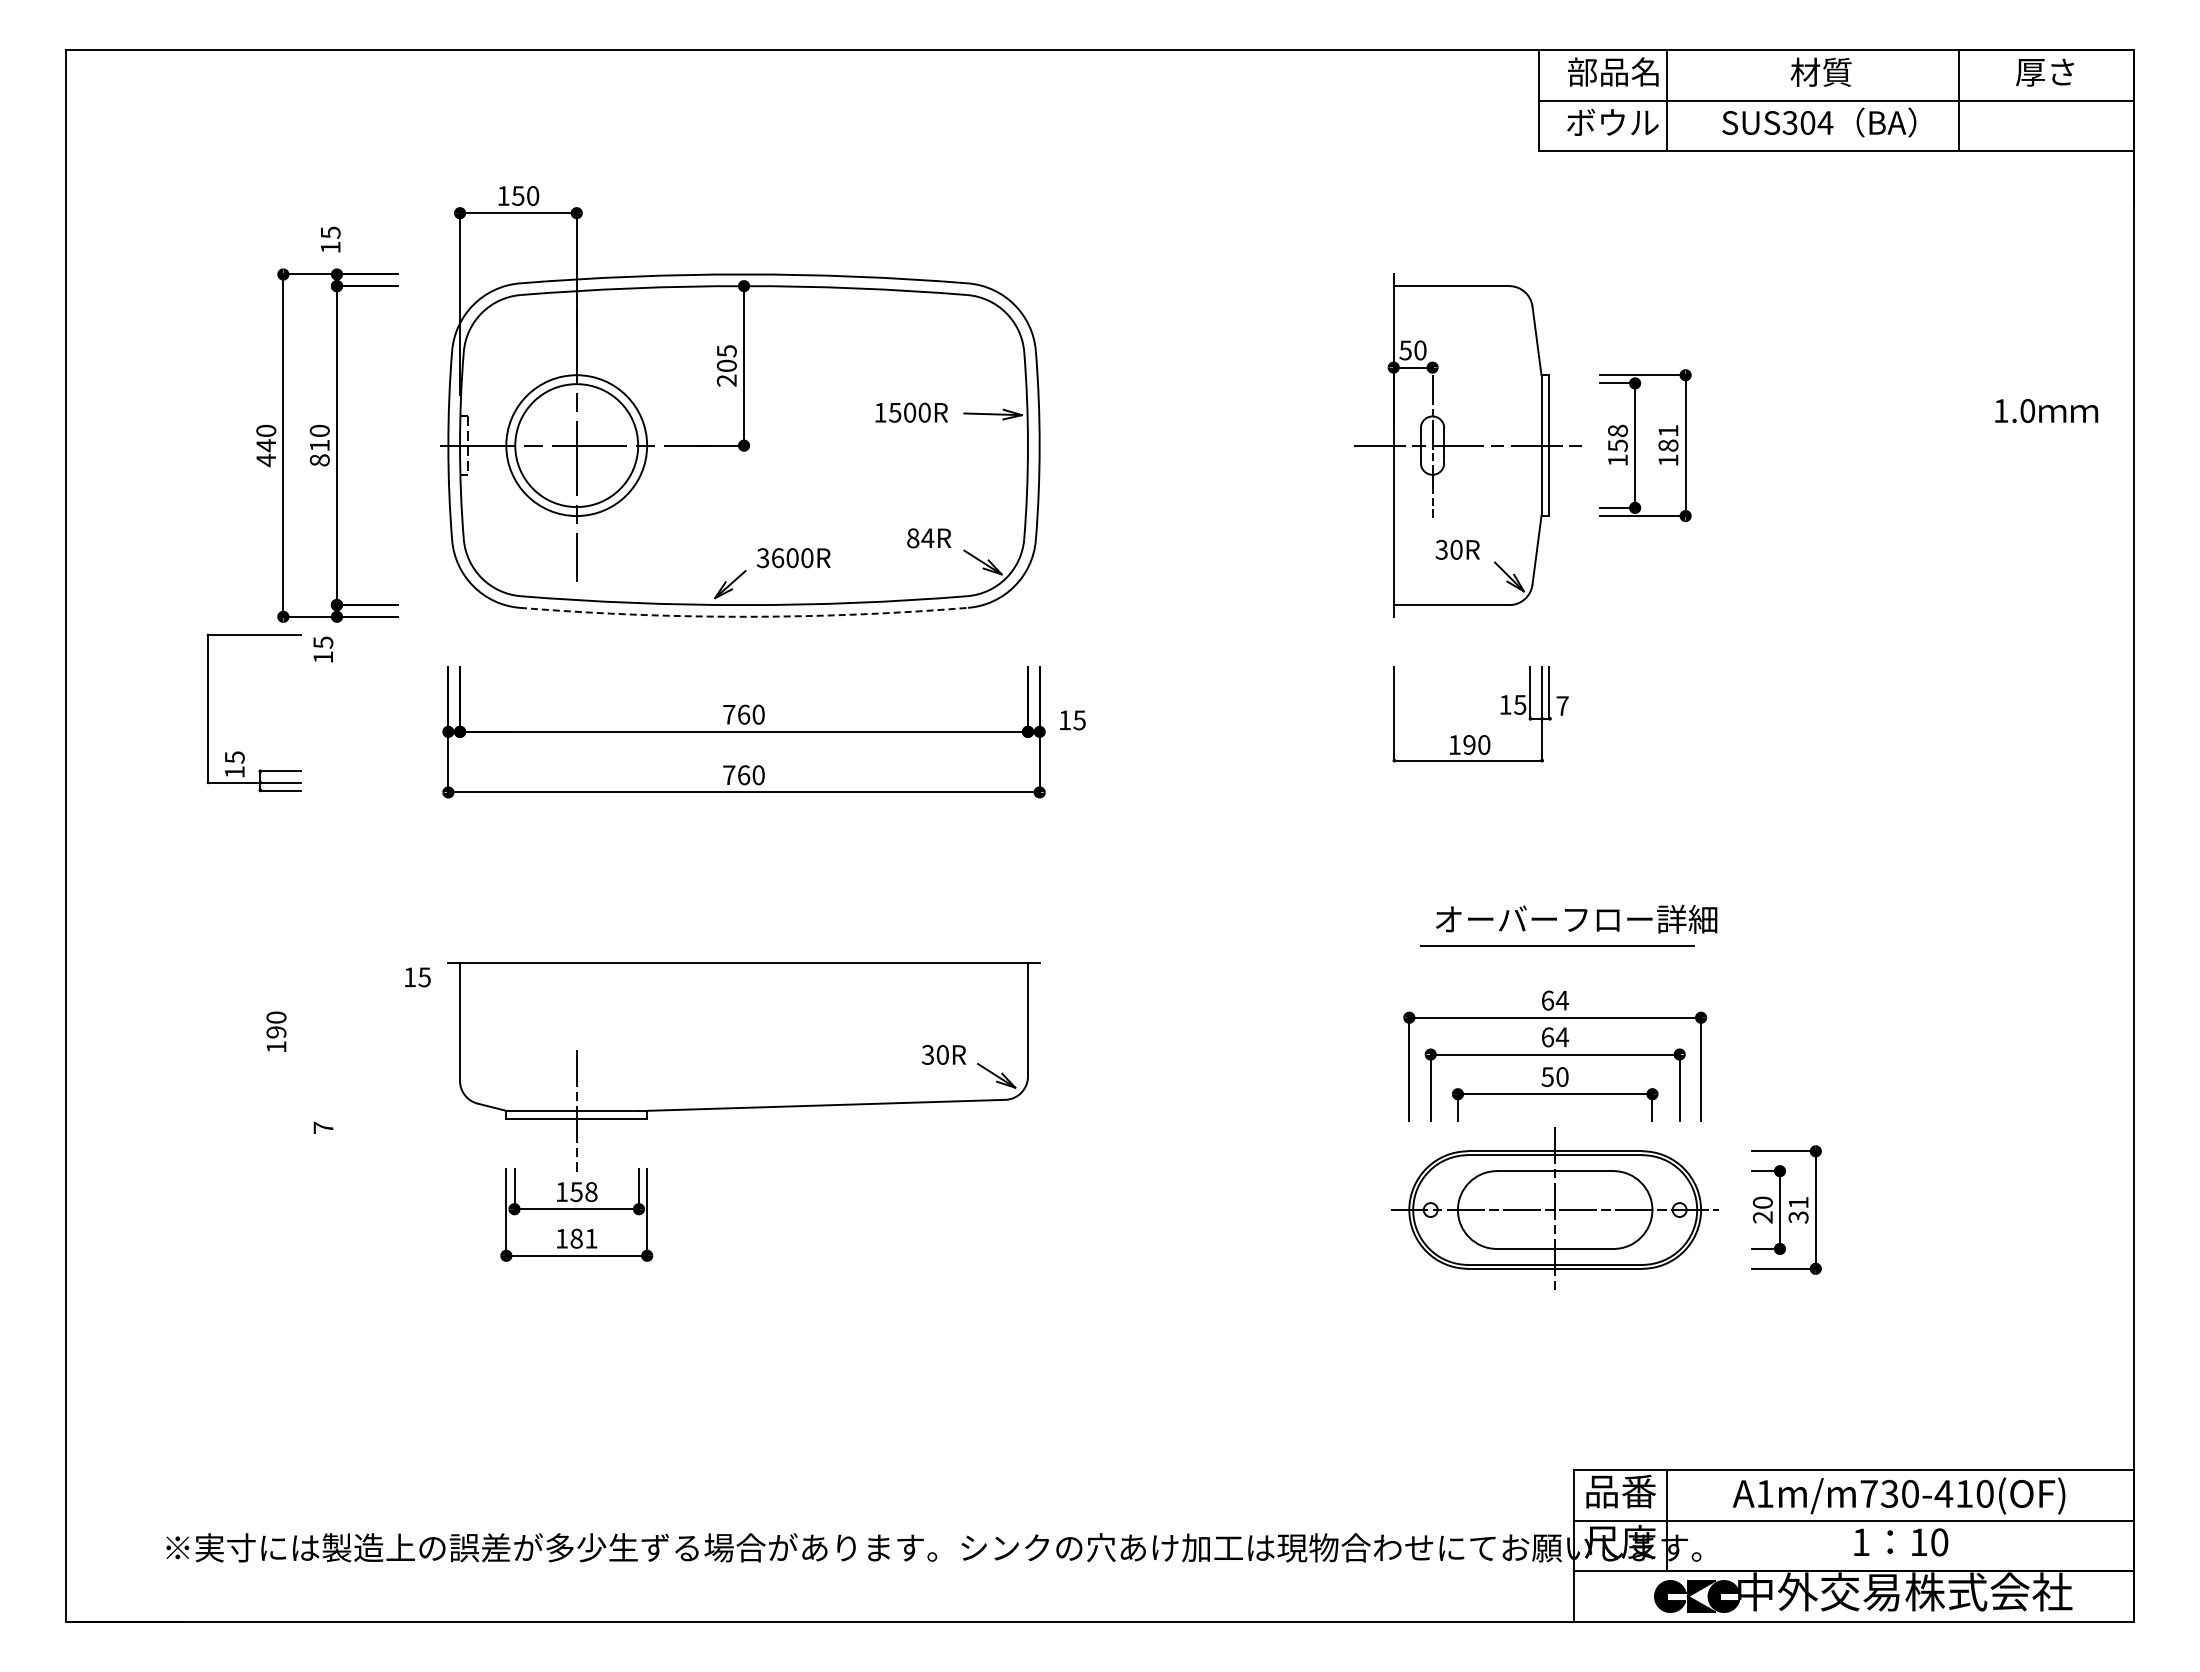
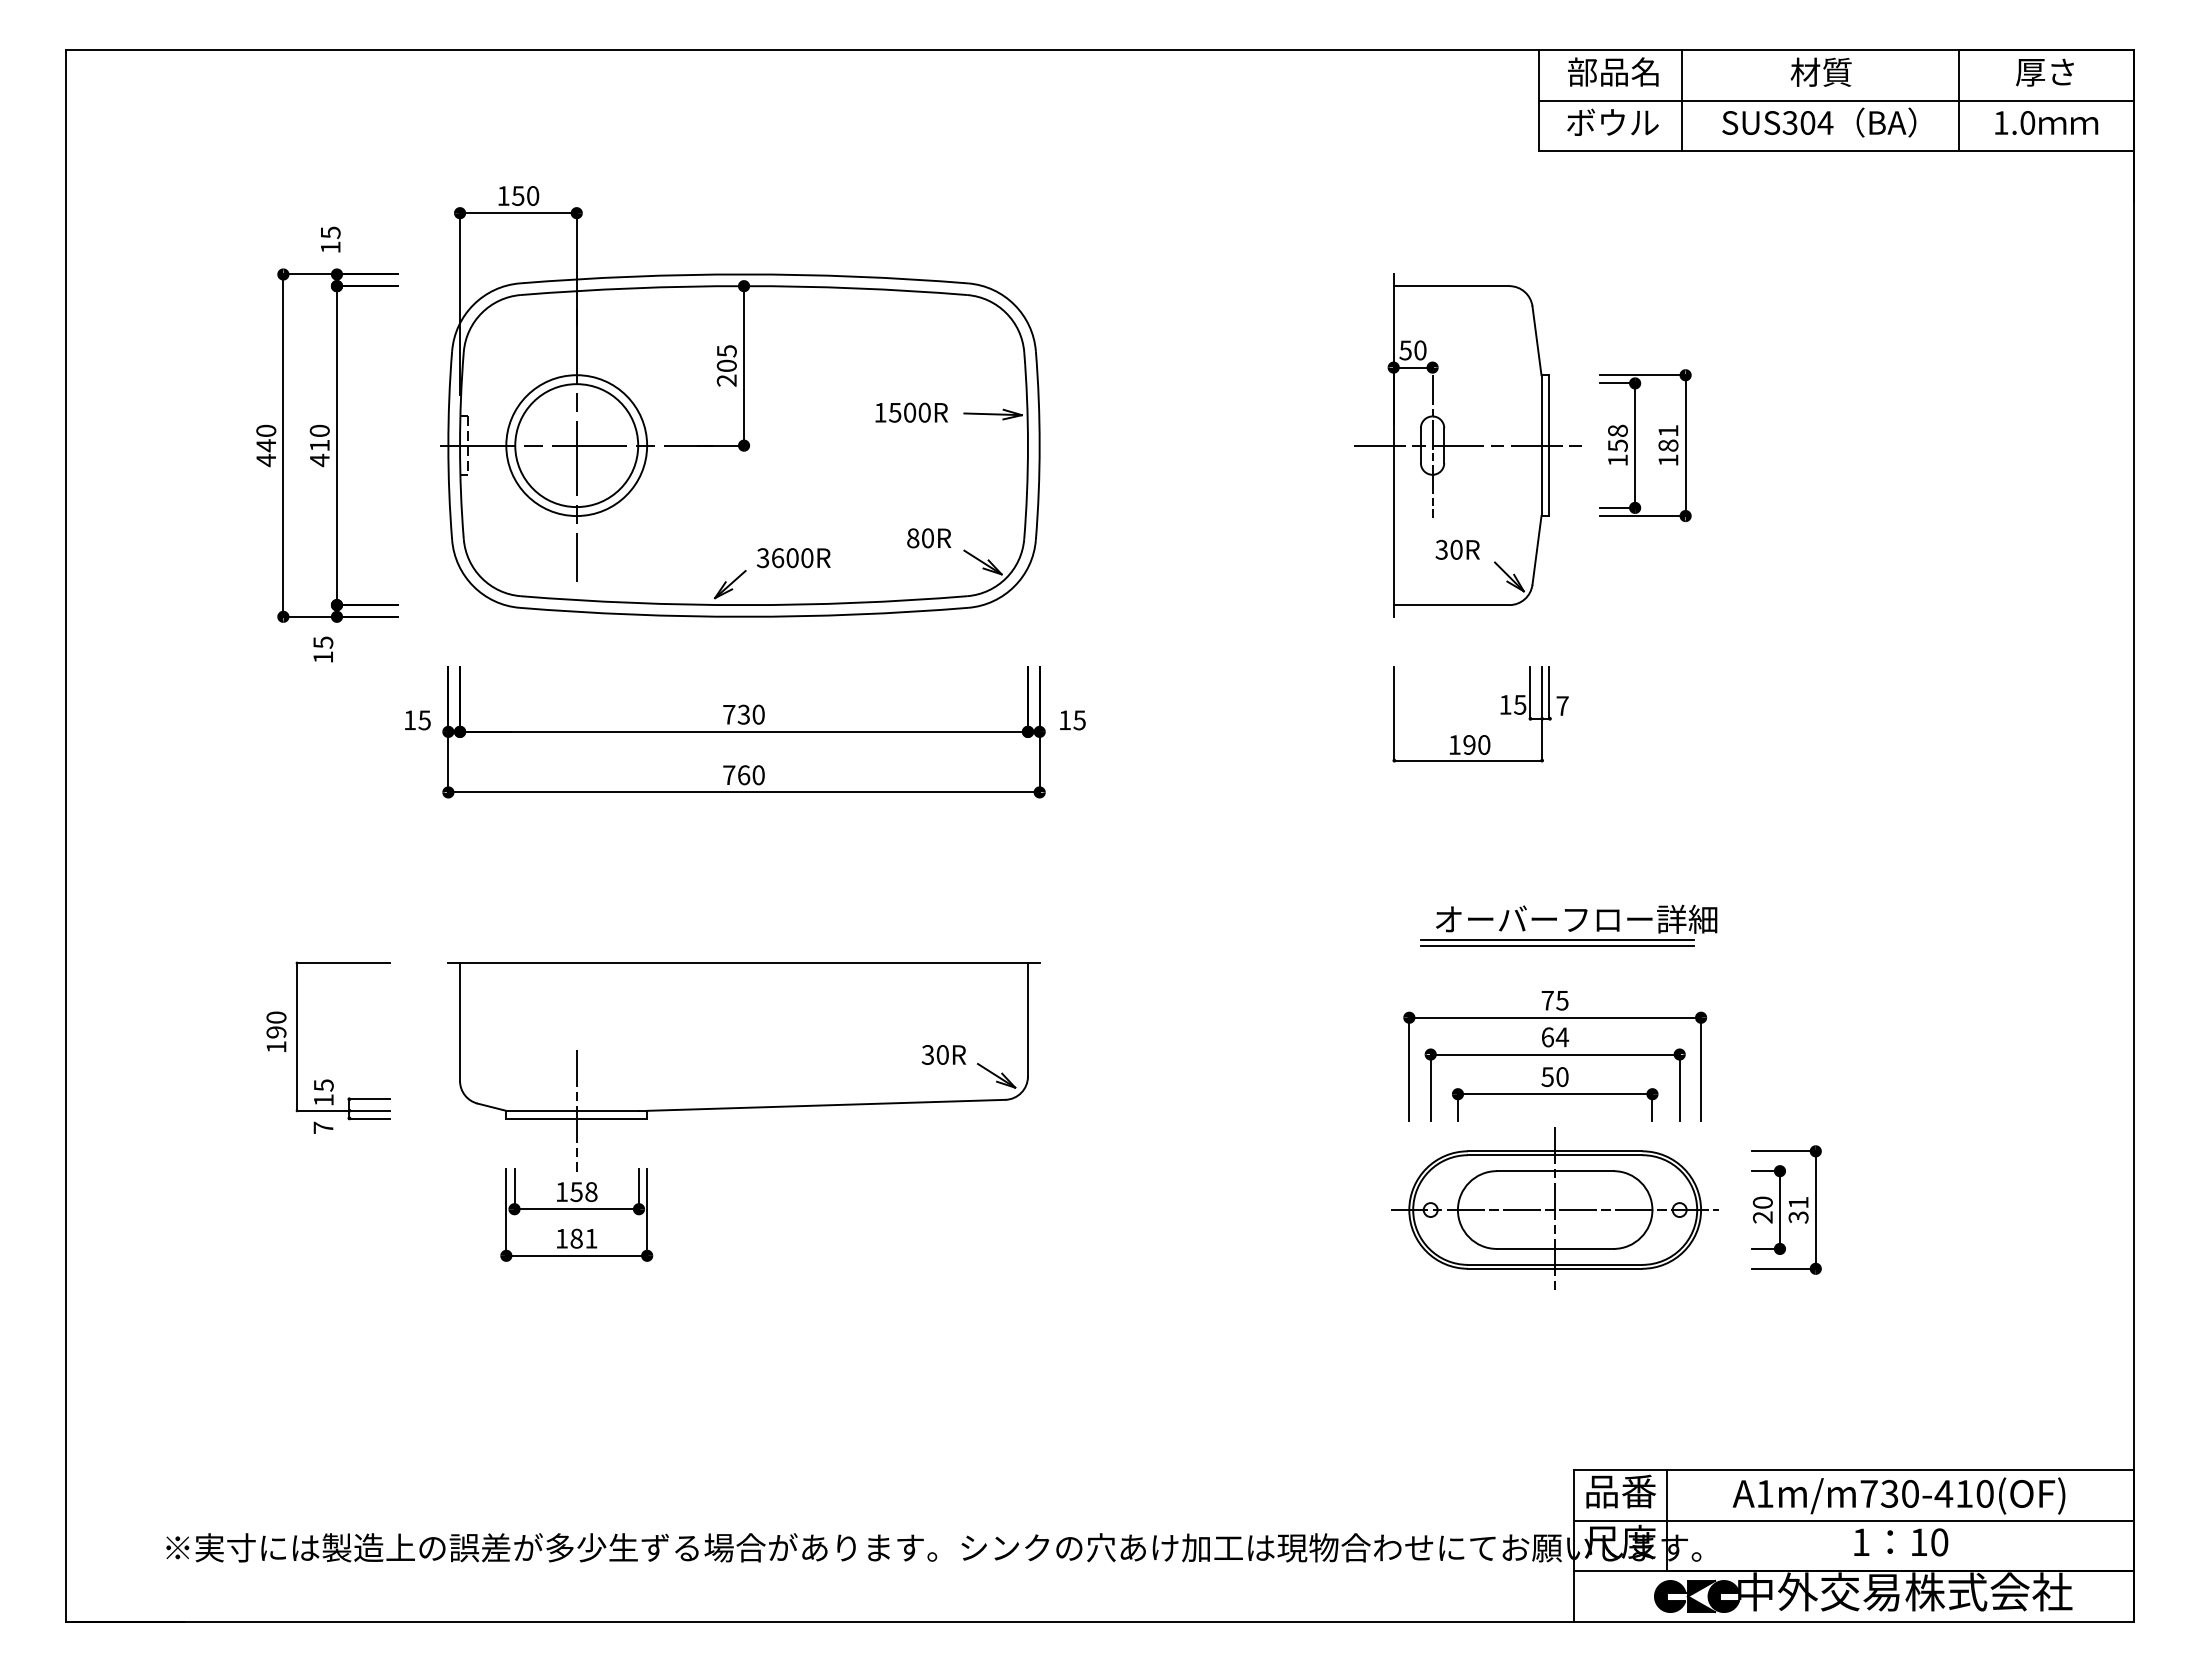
line position: (1666, 100) -> (1681, 100) (1681, 100)
text position: (2046, 410) -> (2046, 122) (2046, 122)
text: 810 -> 410 (319, 460)
text: 84R -> 80R (927, 538)
arc: dashed -> solid (744, 616)
text: 760 -> 730 (743, 714)
part position: (240, 751) -> (329, 1079) (329, 1079)
line: none -> present (1557, 940)
text position: (417, 977) -> (417, 720) (417, 720)
text: 64 -> 75 (1555, 1000)
